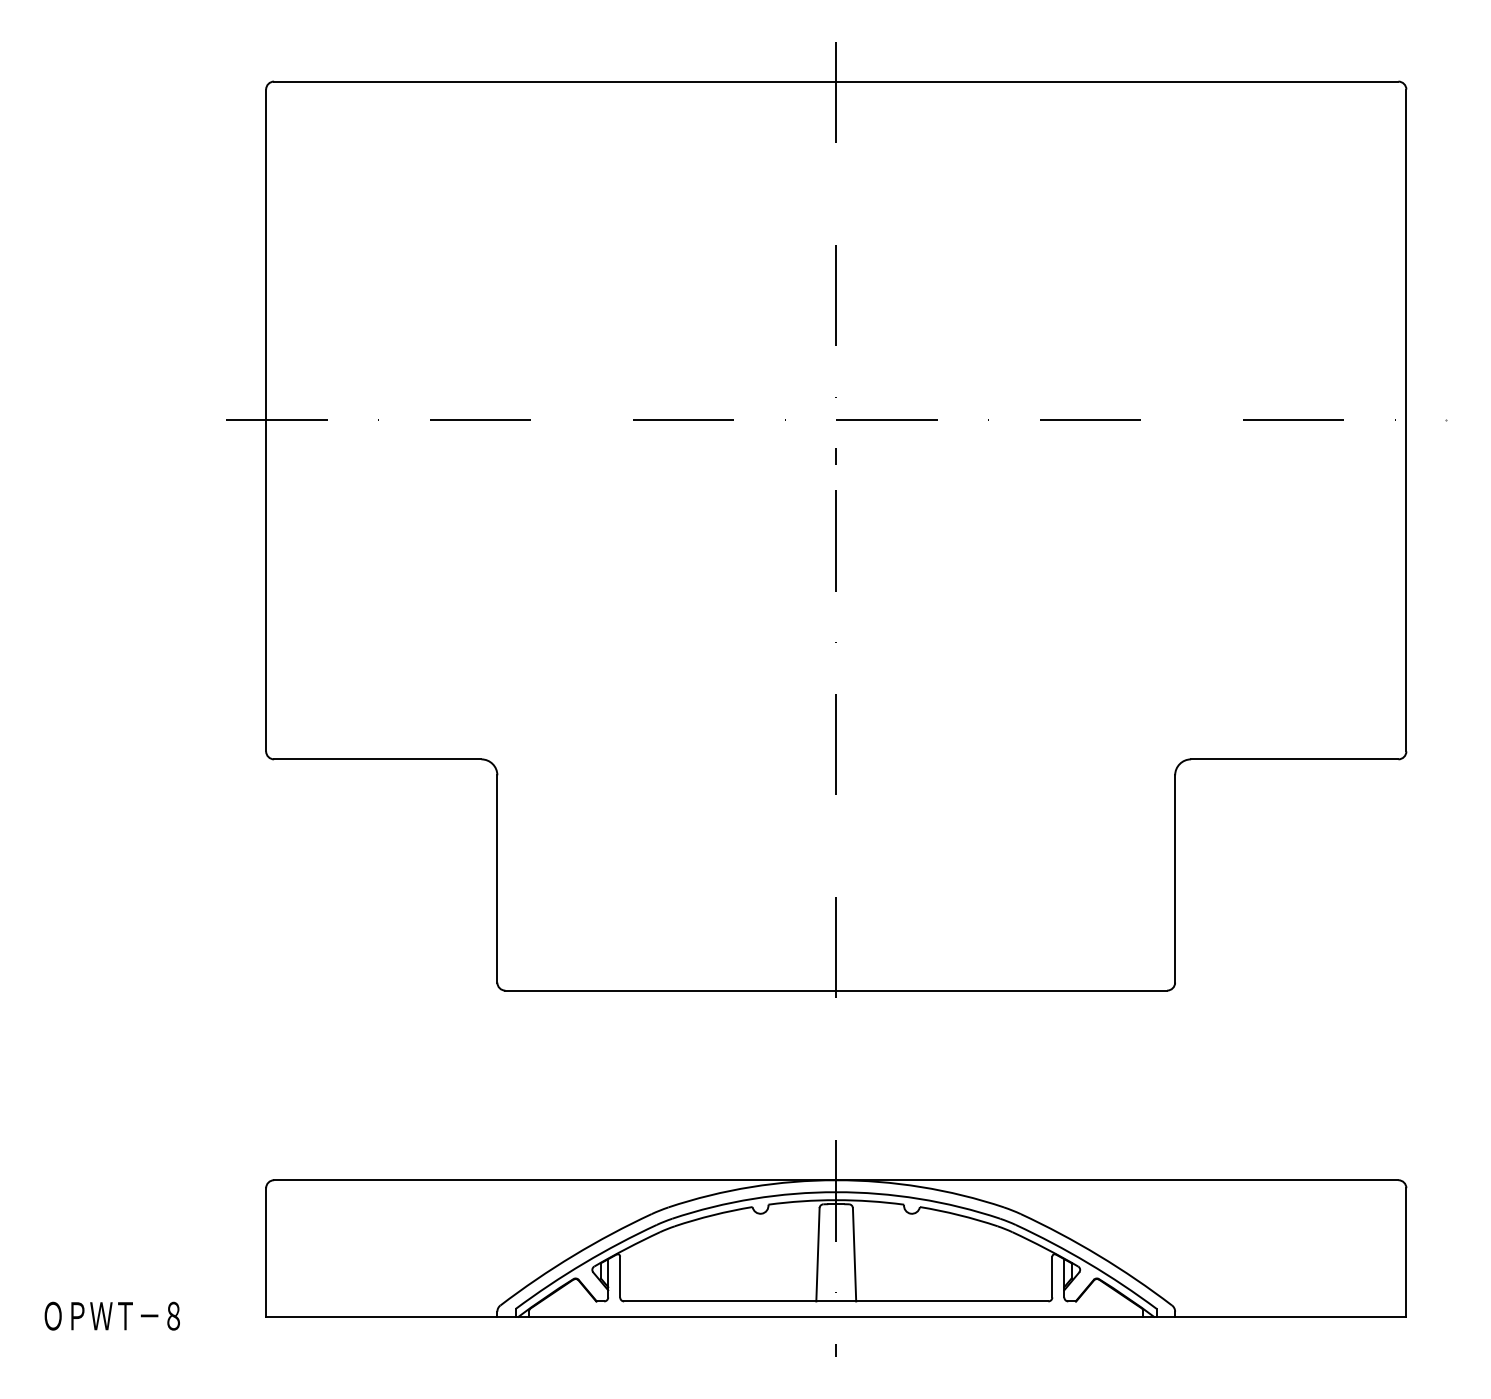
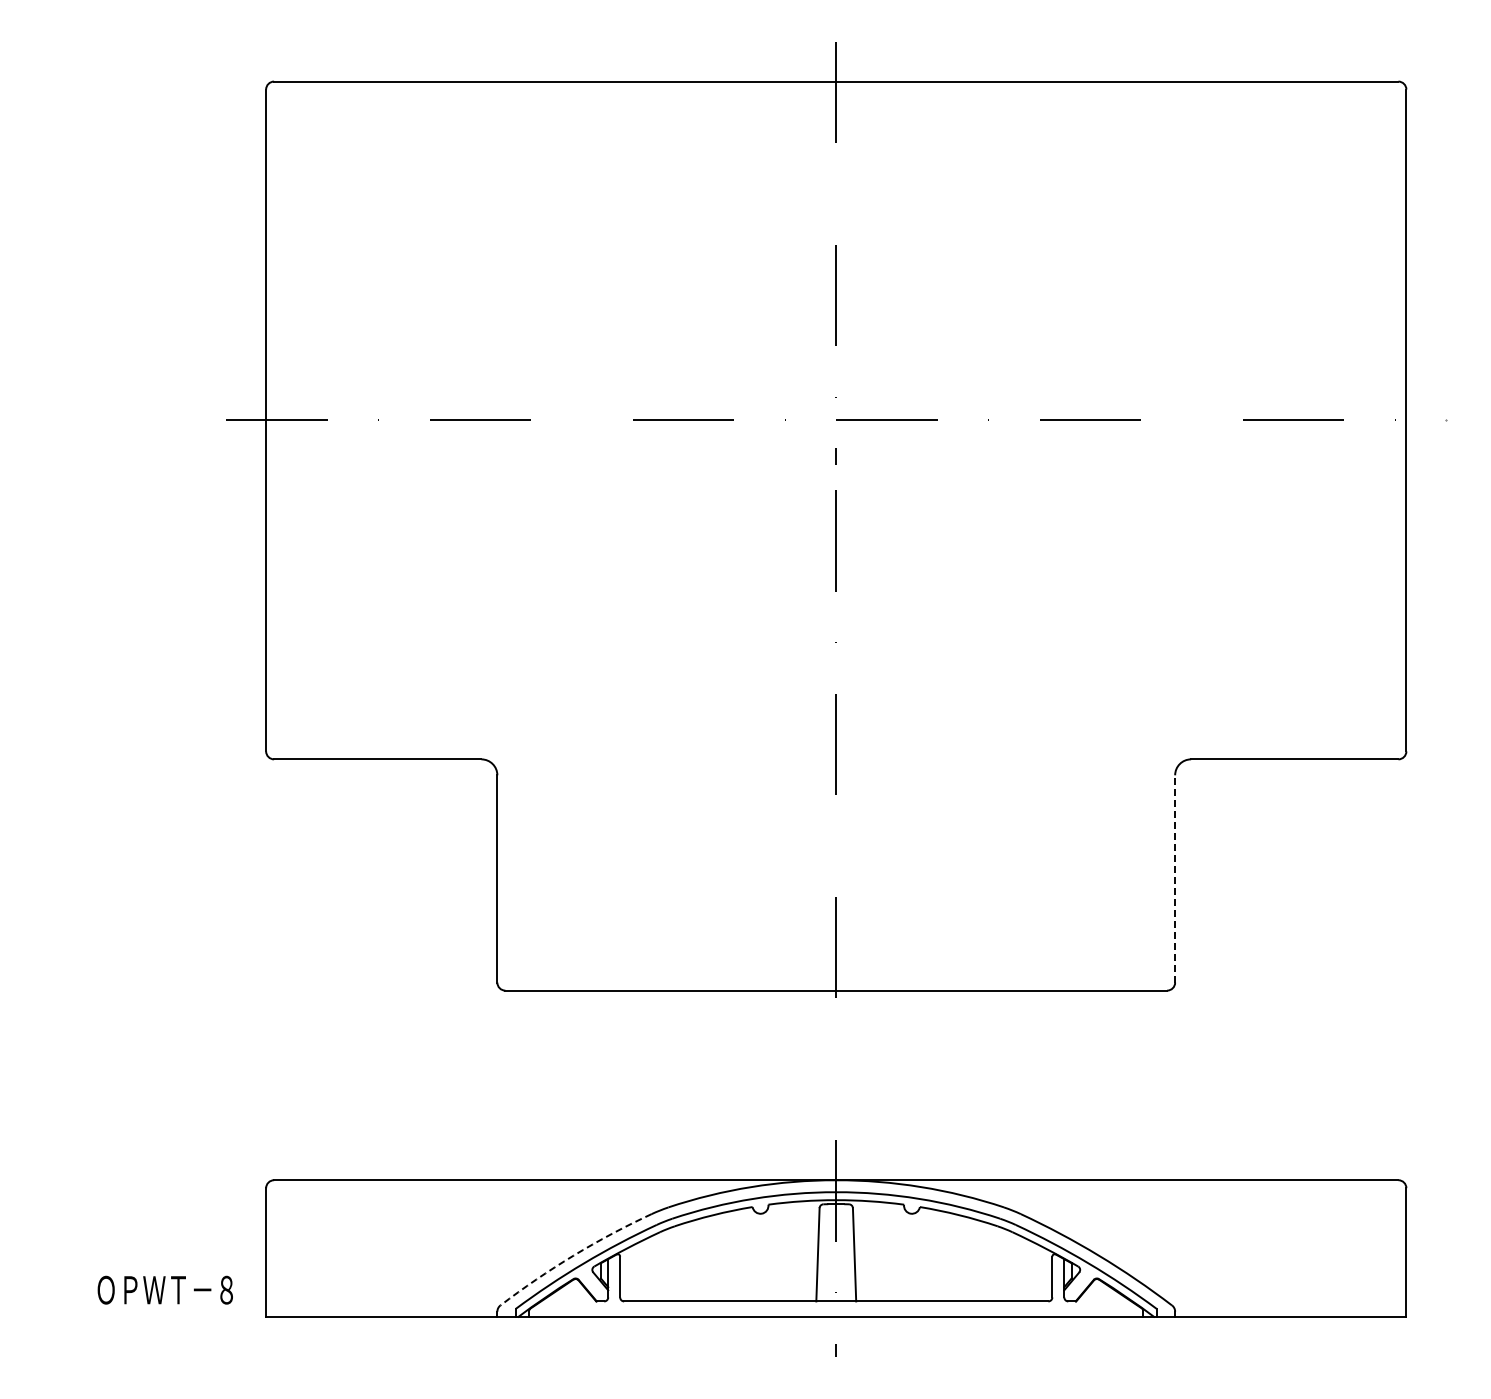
line: solid -> dashed (1175, 878)
arc: solid -> dashed (573, 1255)
text position: (111, 1315) -> (164, 1289) (164, 1289)
